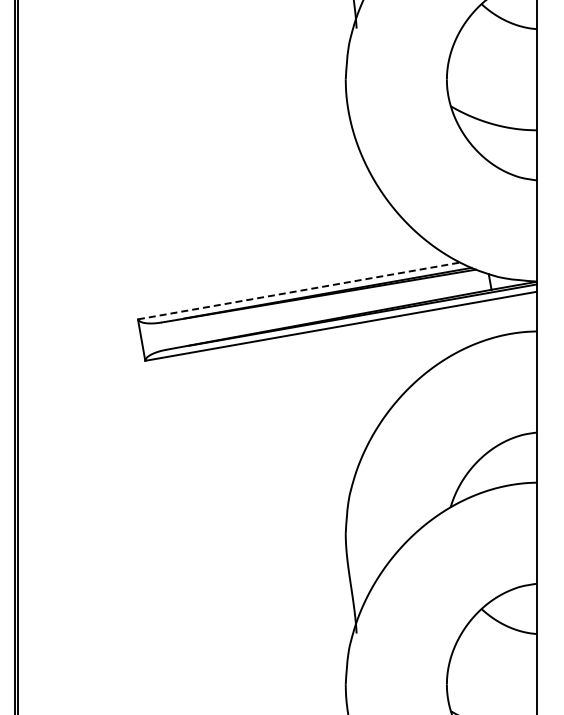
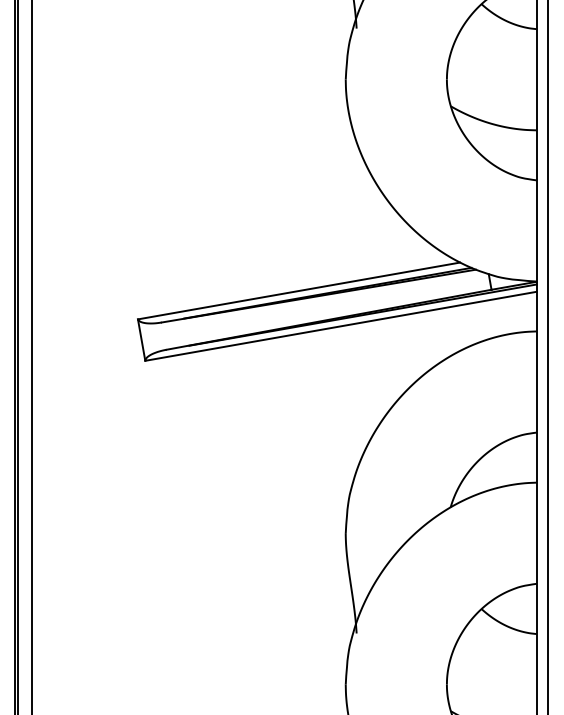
line: dashed -> solid (299, 290)
line: none -> present (32, 356)
line: none -> present (548, 356)
